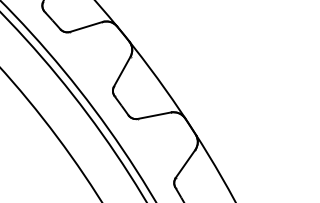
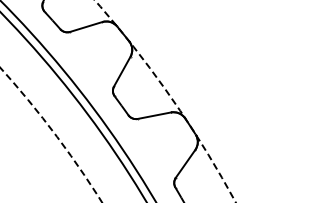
circle: solid -> dashed (165, 101)
circle: solid -> dashed (51, 134)
